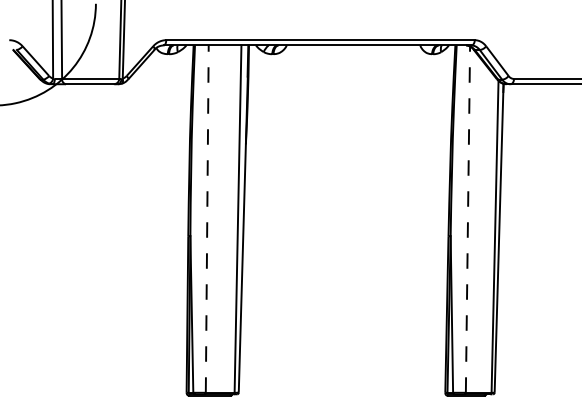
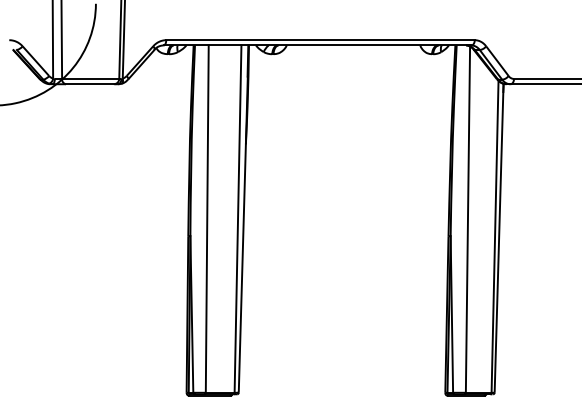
line: dashed -> solid (207, 219)
line: dashed -> solid (467, 219)
